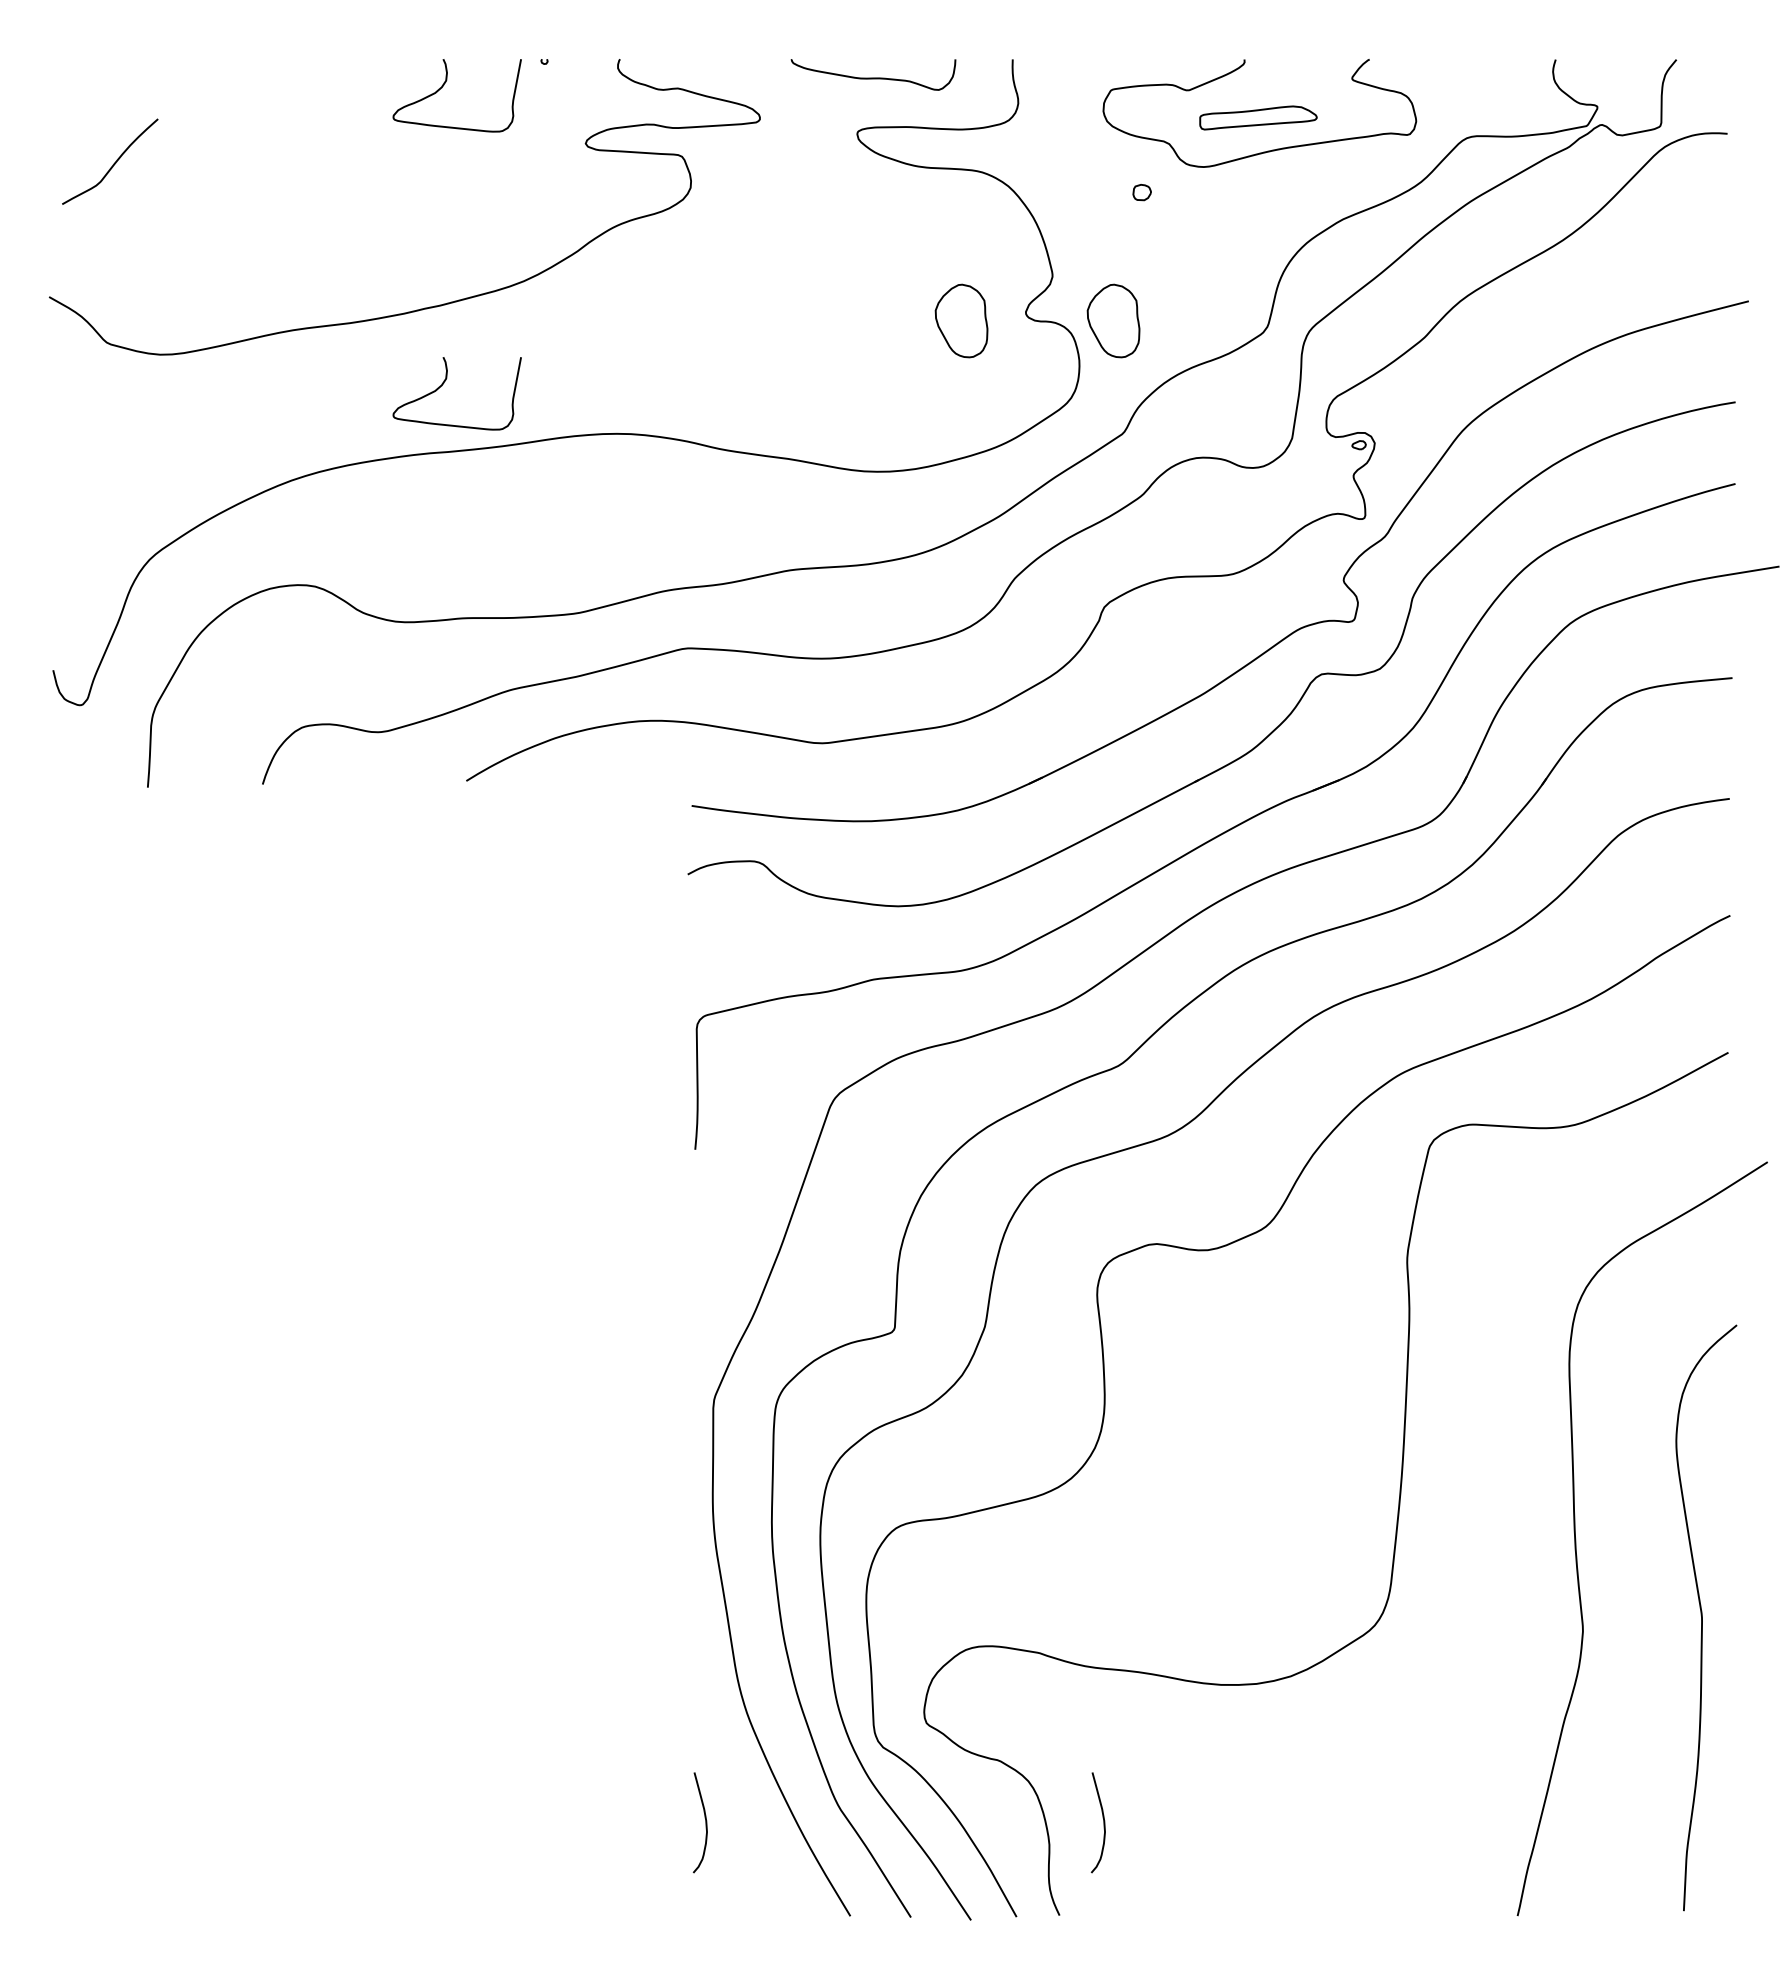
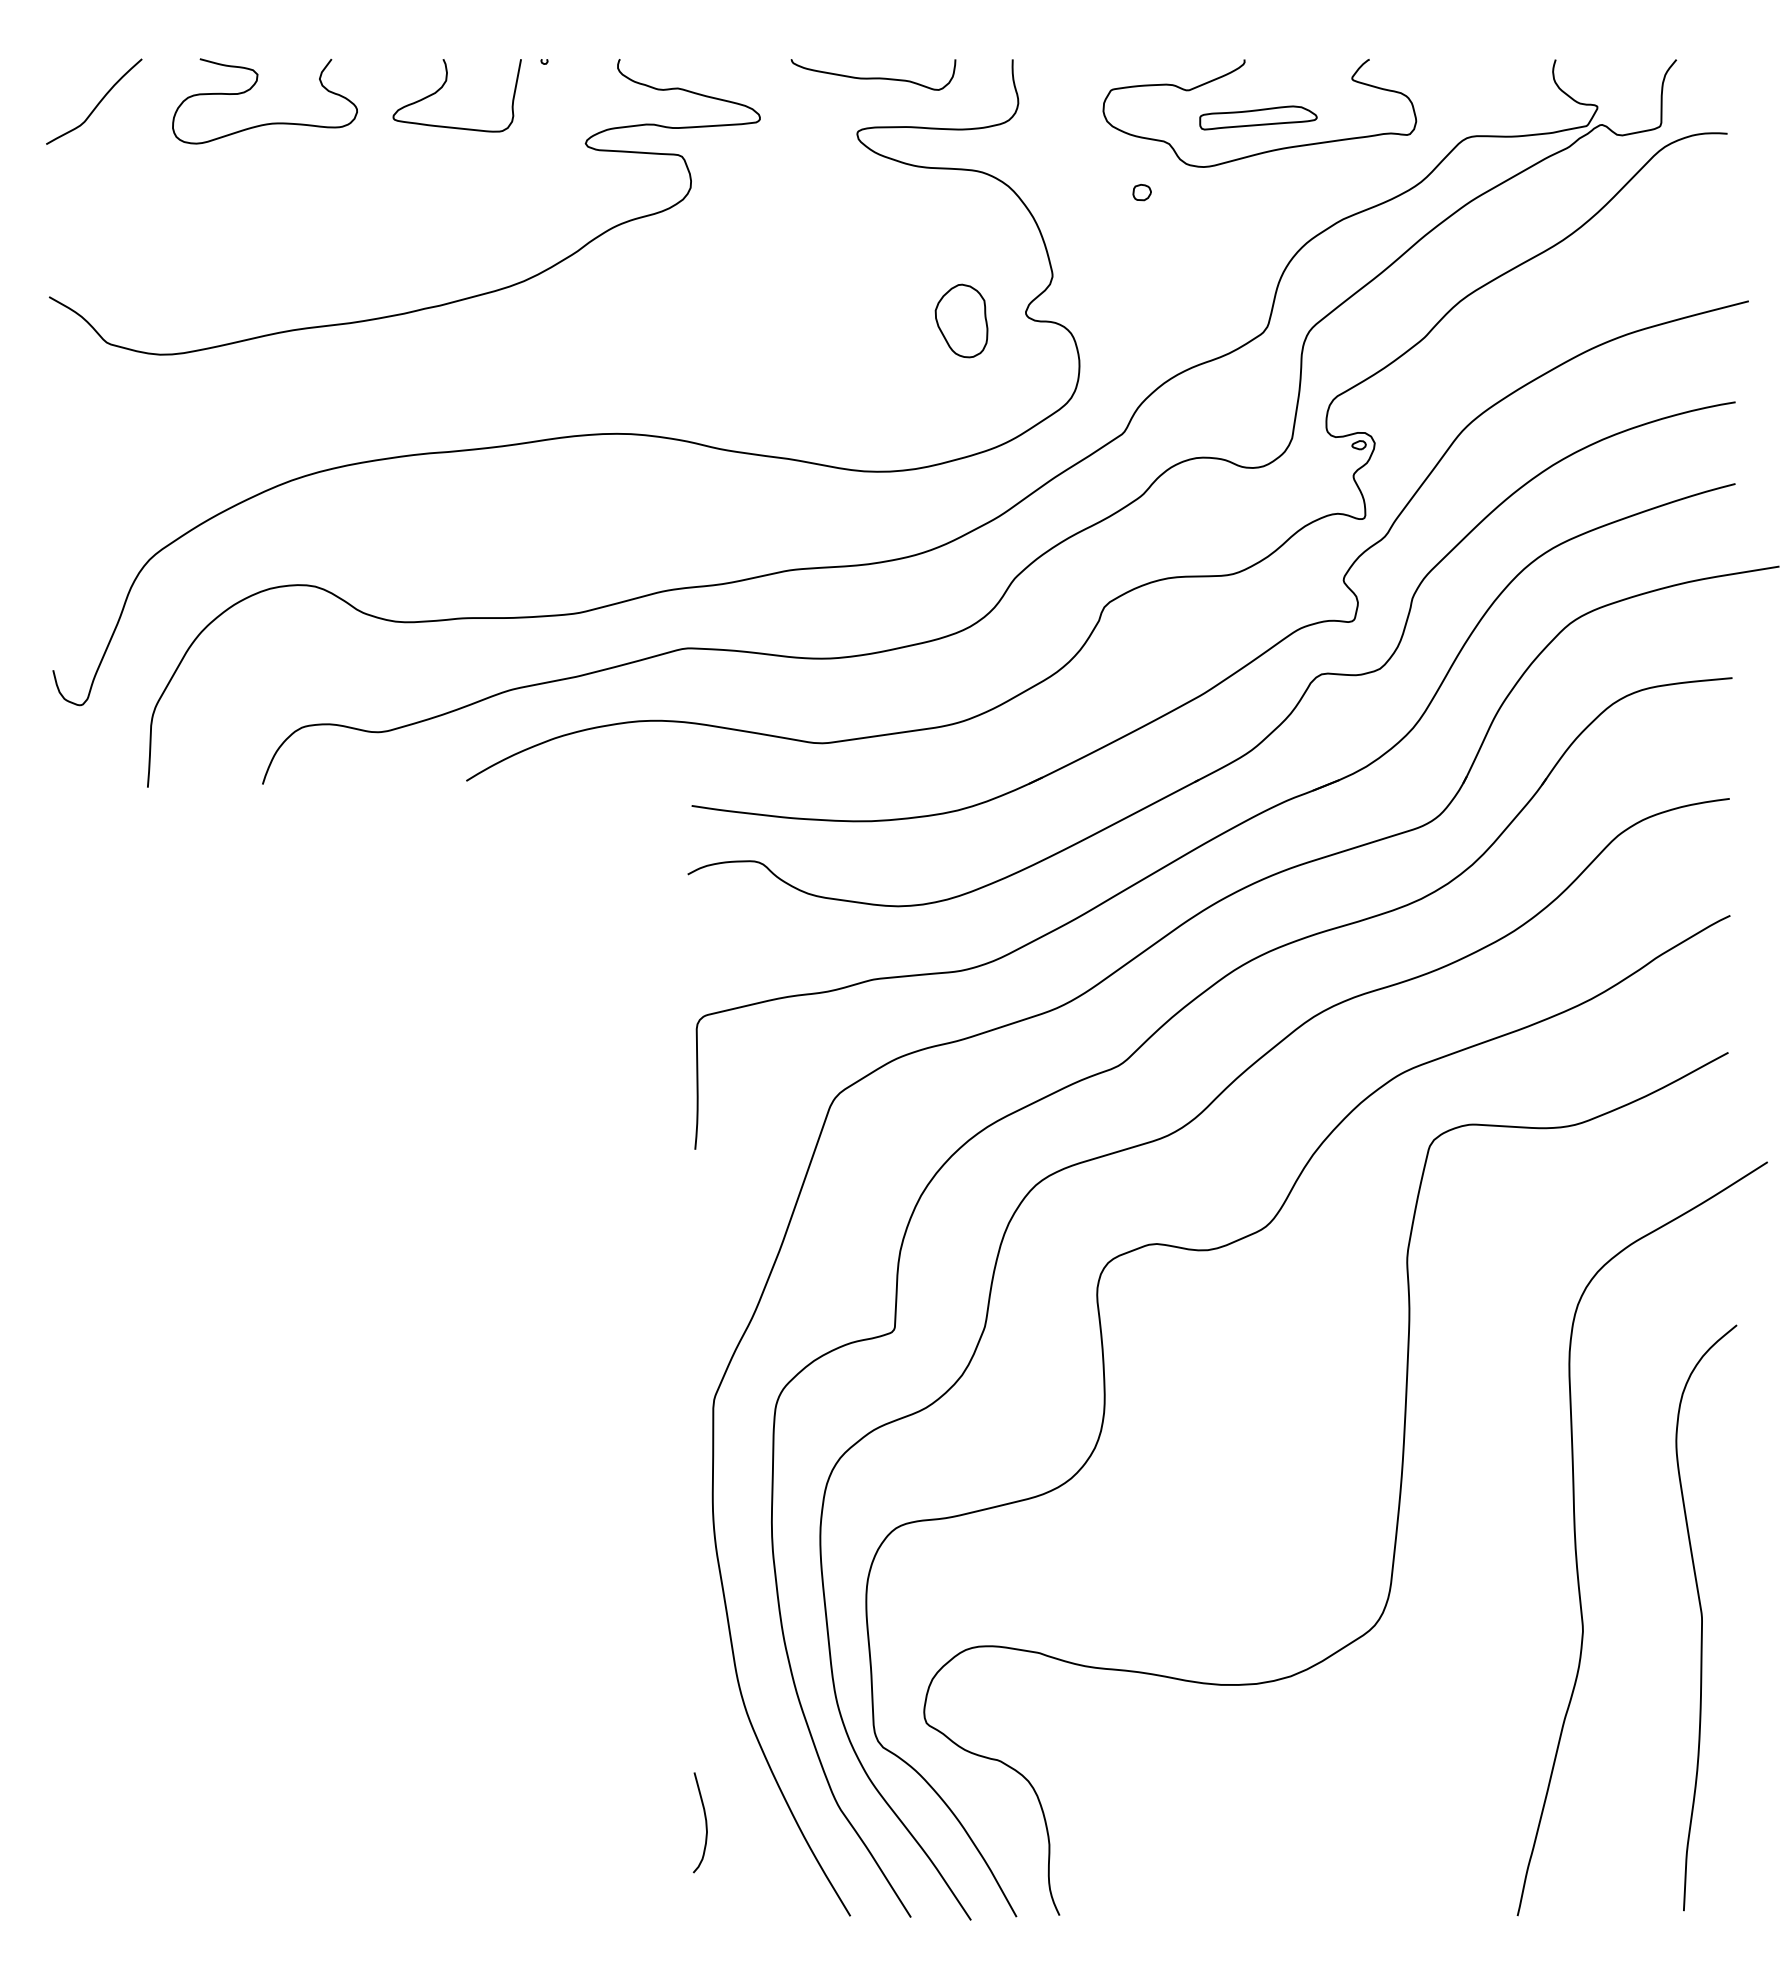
curve: none -> present (252, 88)
curve position: (113, 163) -> (97, 103) (97, 103)
part: present -> none (1113, 320)
curve: present -> none (444, 383)
curve: present -> none (1103, 1822)
